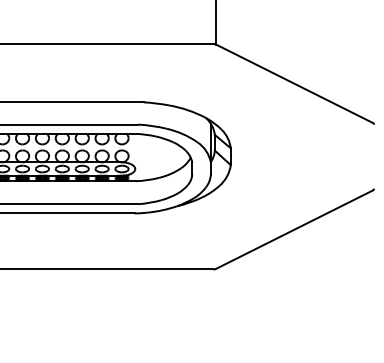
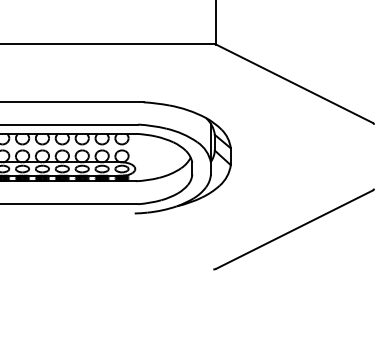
line: present -> none (68, 213)
line: present -> none (107, 269)
